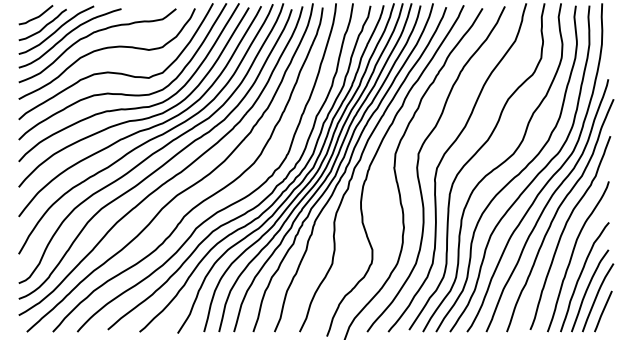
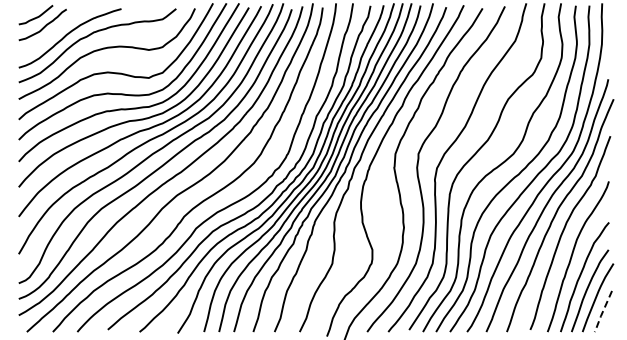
curve: present -> none (56, 29)
line: solid -> dashed (602, 312)
